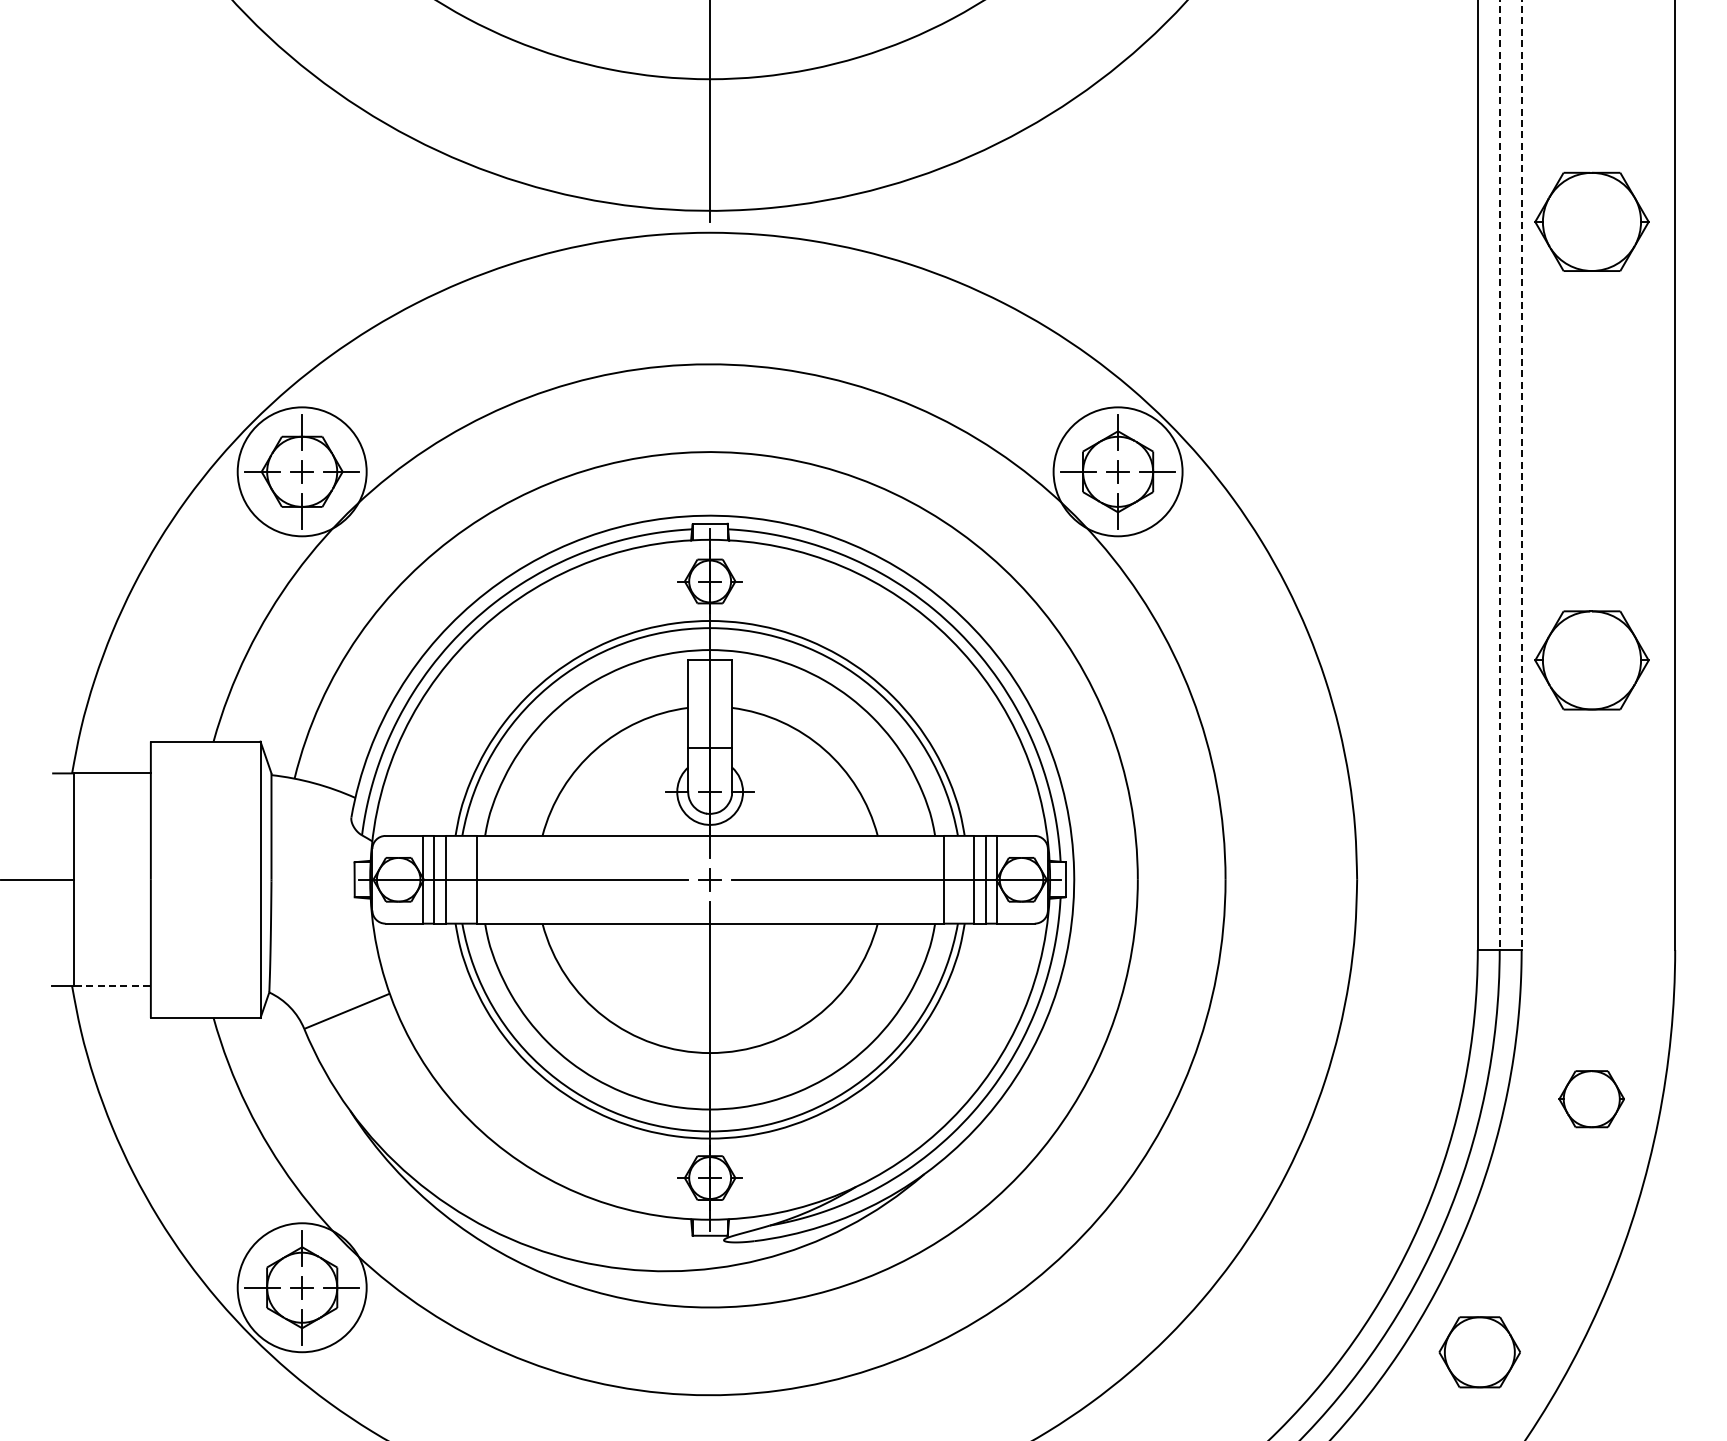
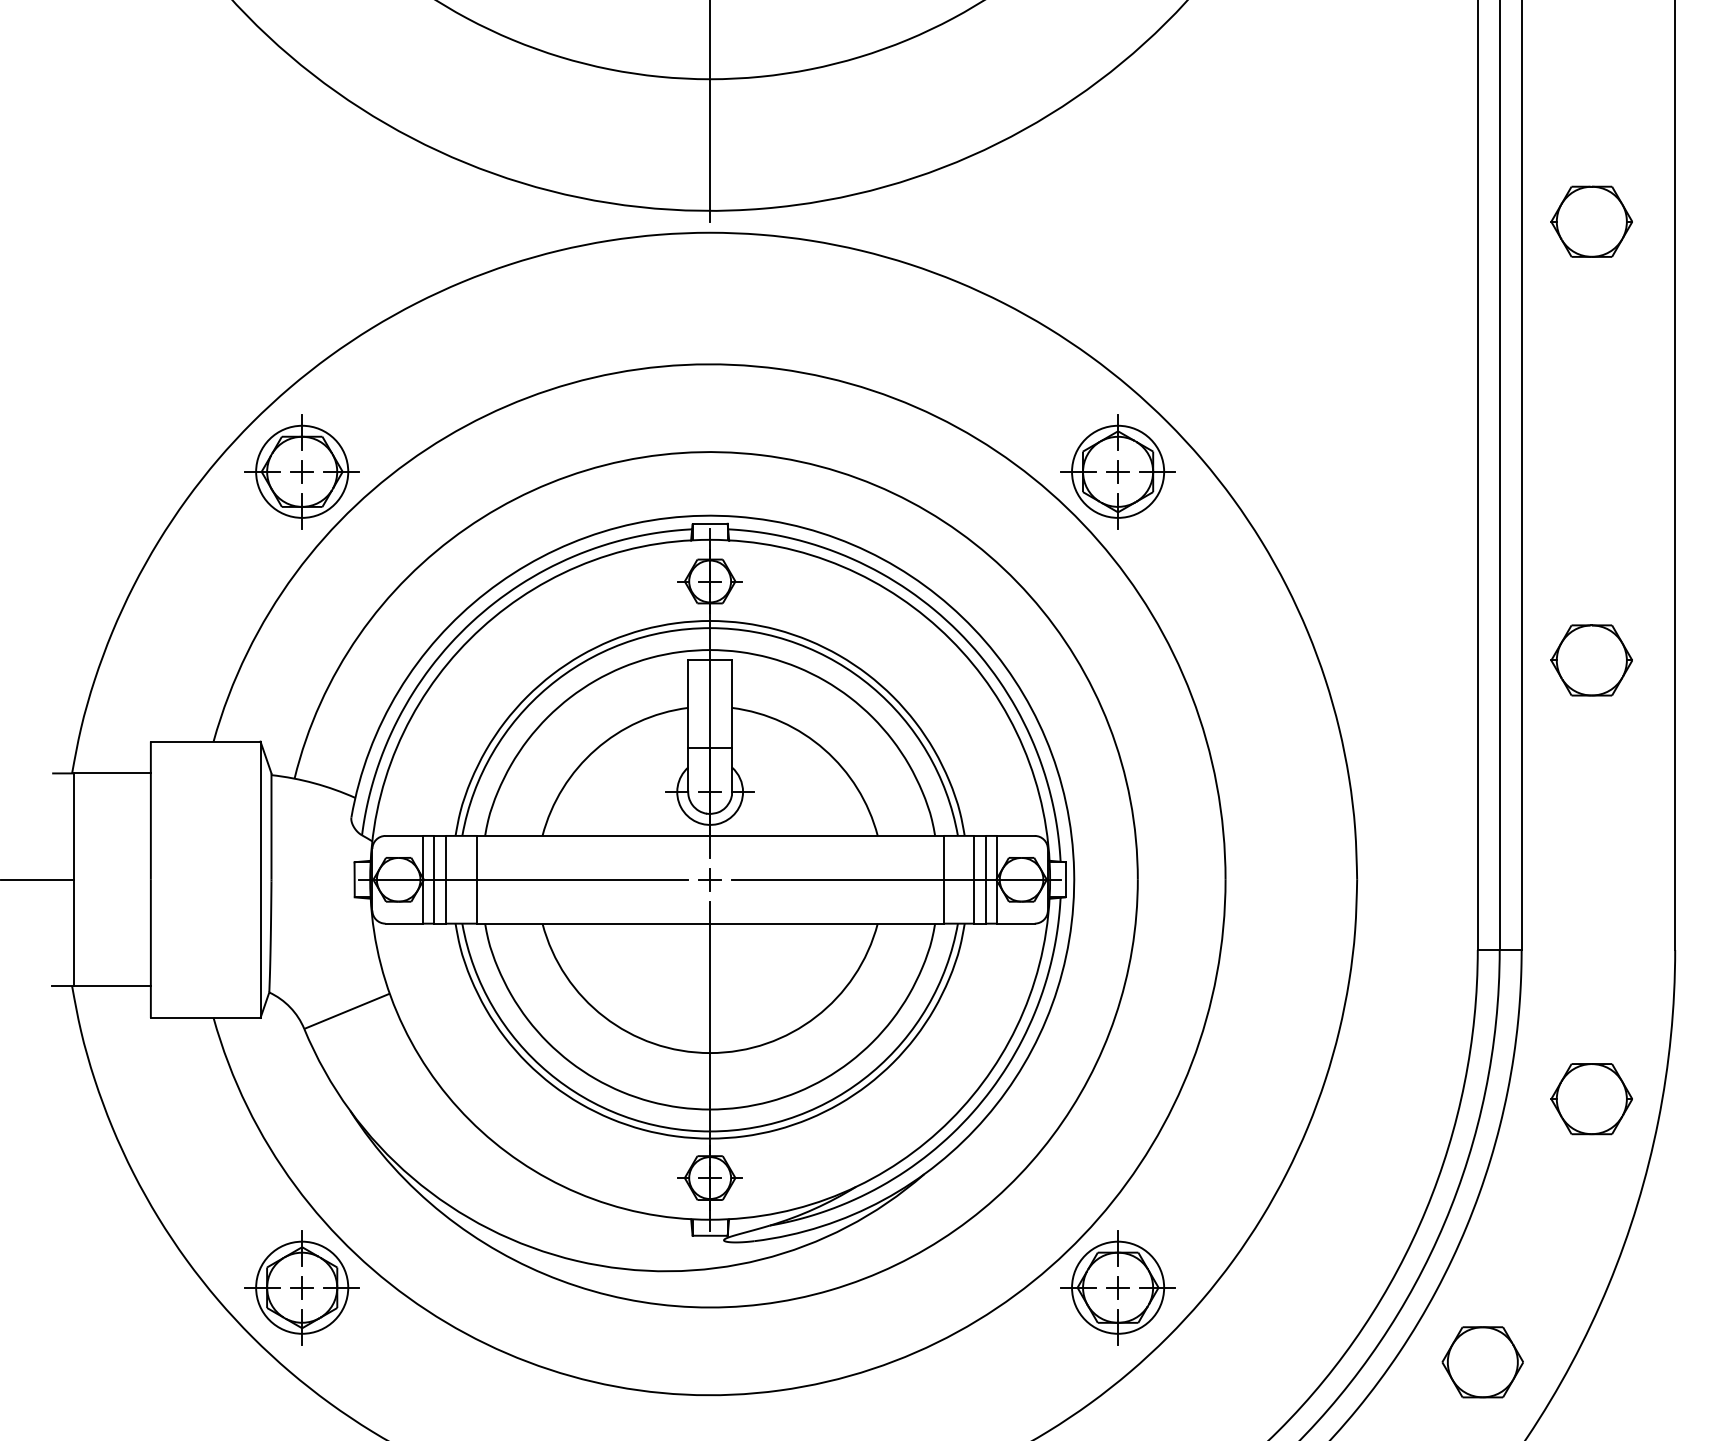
part size: 116x101 px -> 83x73 px (1591, 221)
circle diameter: 129 px -> 92 px (302, 471)
circle diameter: 129 px -> 92 px (1118, 471)
line: dashed -> solid (1499, 475)
line: dashed -> solid (1521, 475)
part size: 116x101 px -> 83x73 px (1591, 660)
line: dashed -> solid (113, 986)
part size: 67x59 px -> 83x73 px (1591, 1099)
circle diameter: 129 px -> 92 px (302, 1287)
part: none -> present (1117, 1287)
part position: (1479, 1352) -> (1482, 1362) (1482, 1362)
